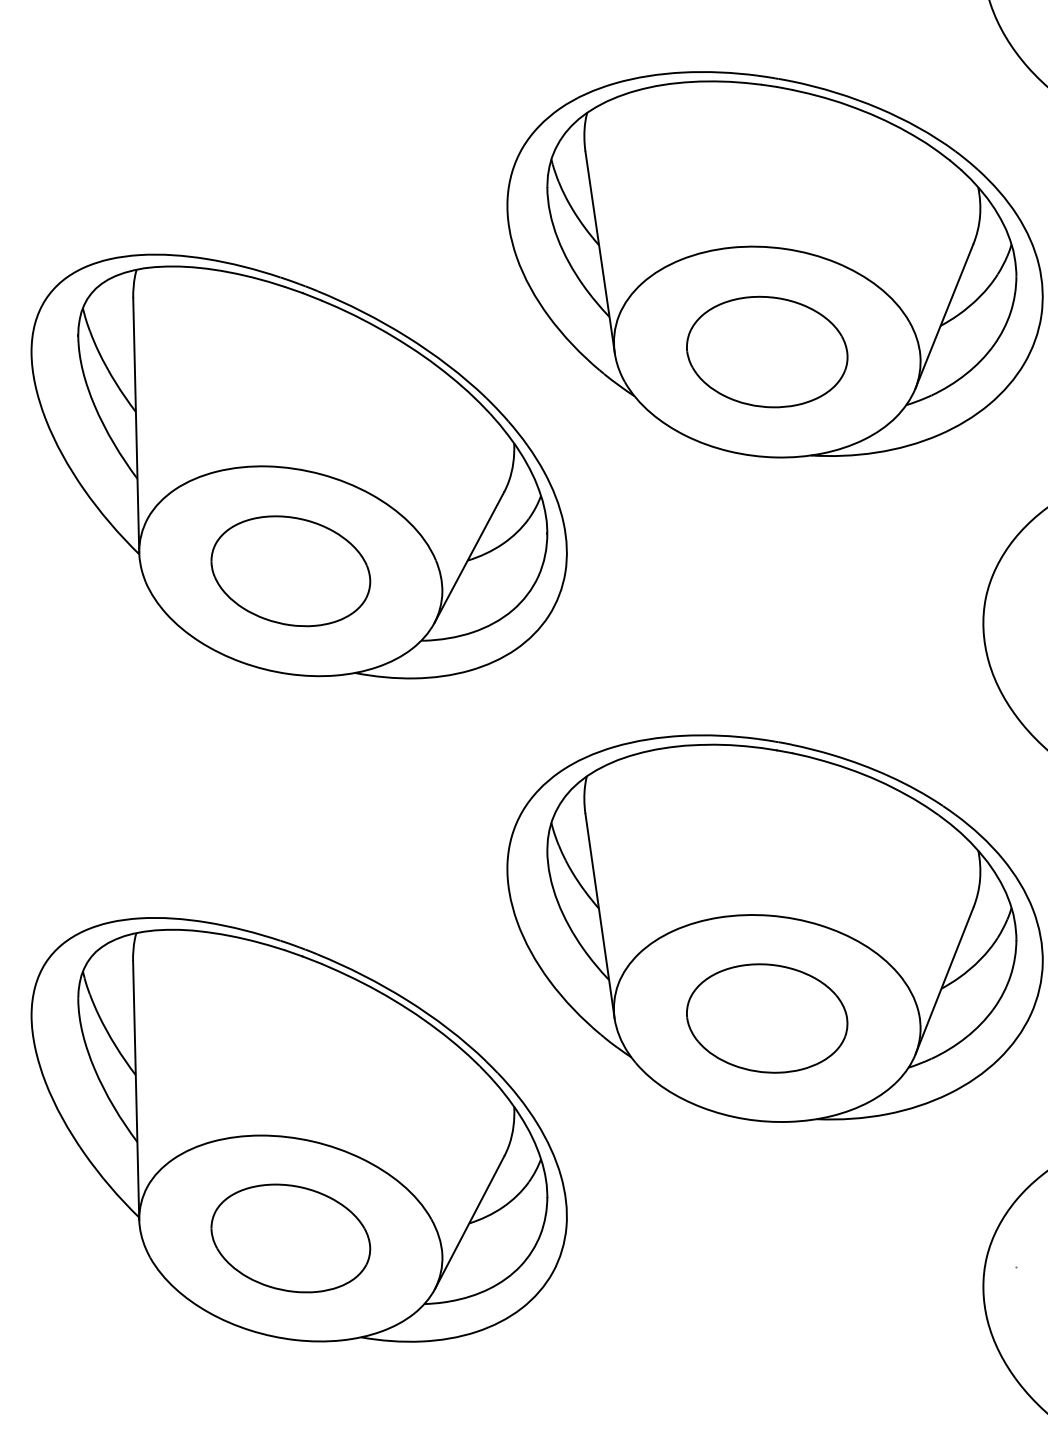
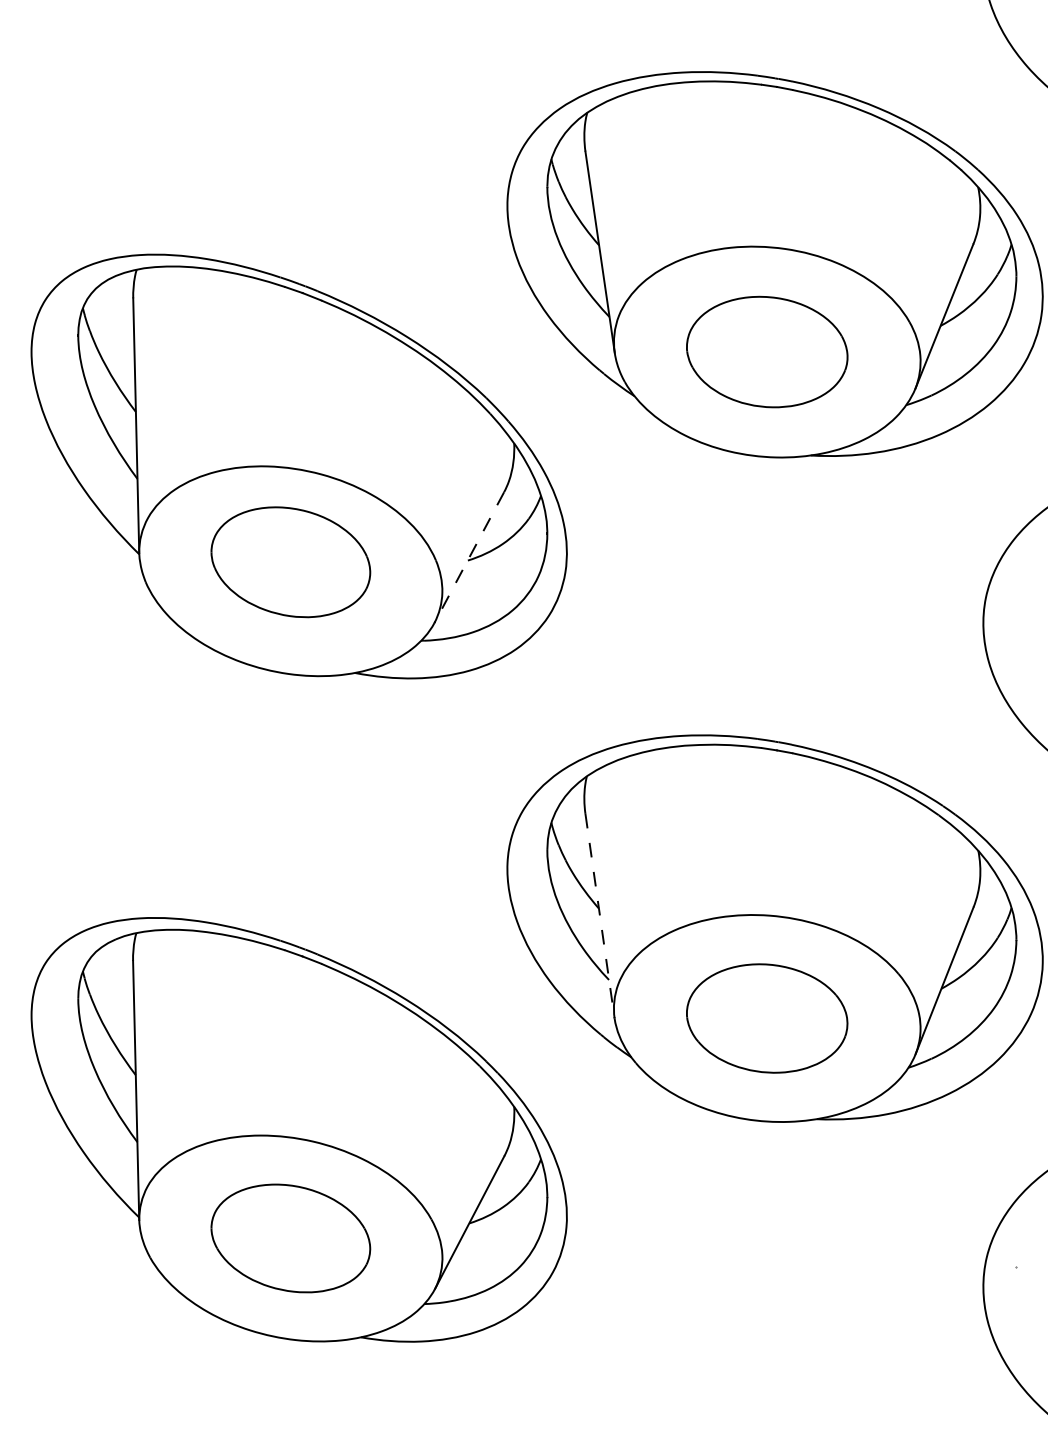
line: solid -> dashed (469, 558)
part position: (290, 571) -> (290, 562) (290, 562)
line: solid -> dashed (600, 916)
